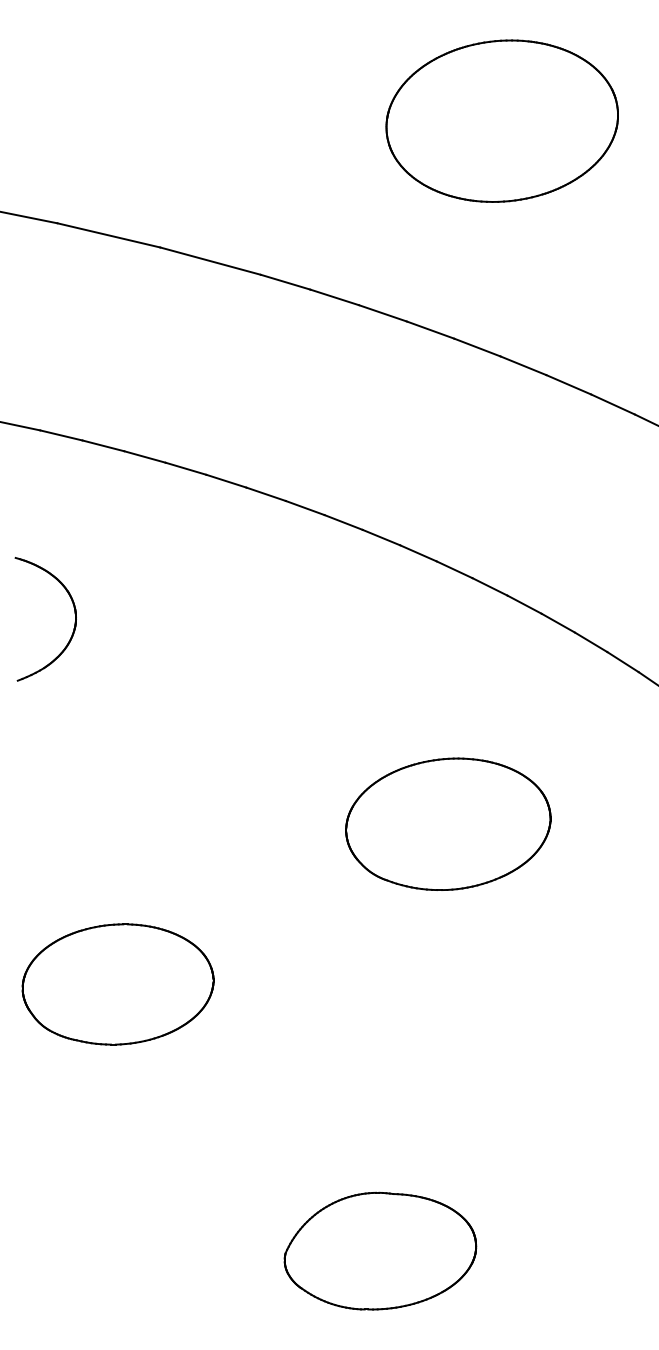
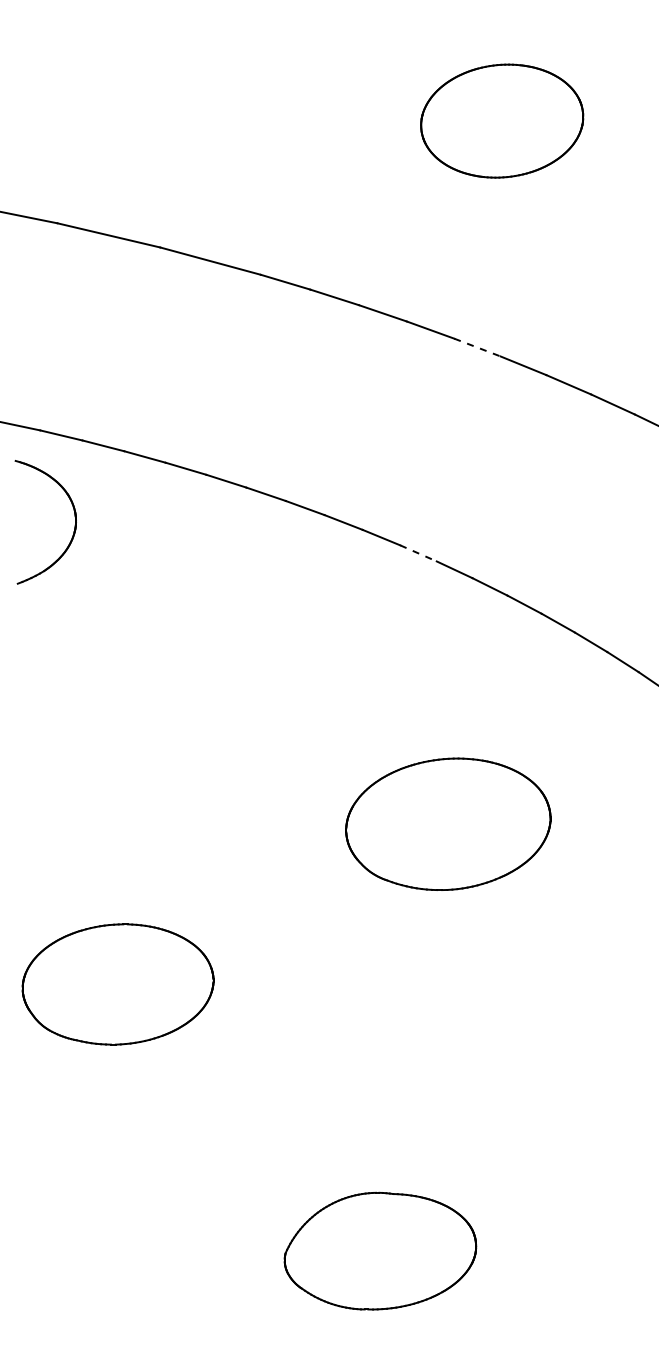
part size: 234x164 px -> 165x116 px (502, 120)
line: solid -> dashed (477, 347)
line: solid -> dashed (418, 553)
part position: (74, 622) -> (74, 525) (74, 525)
